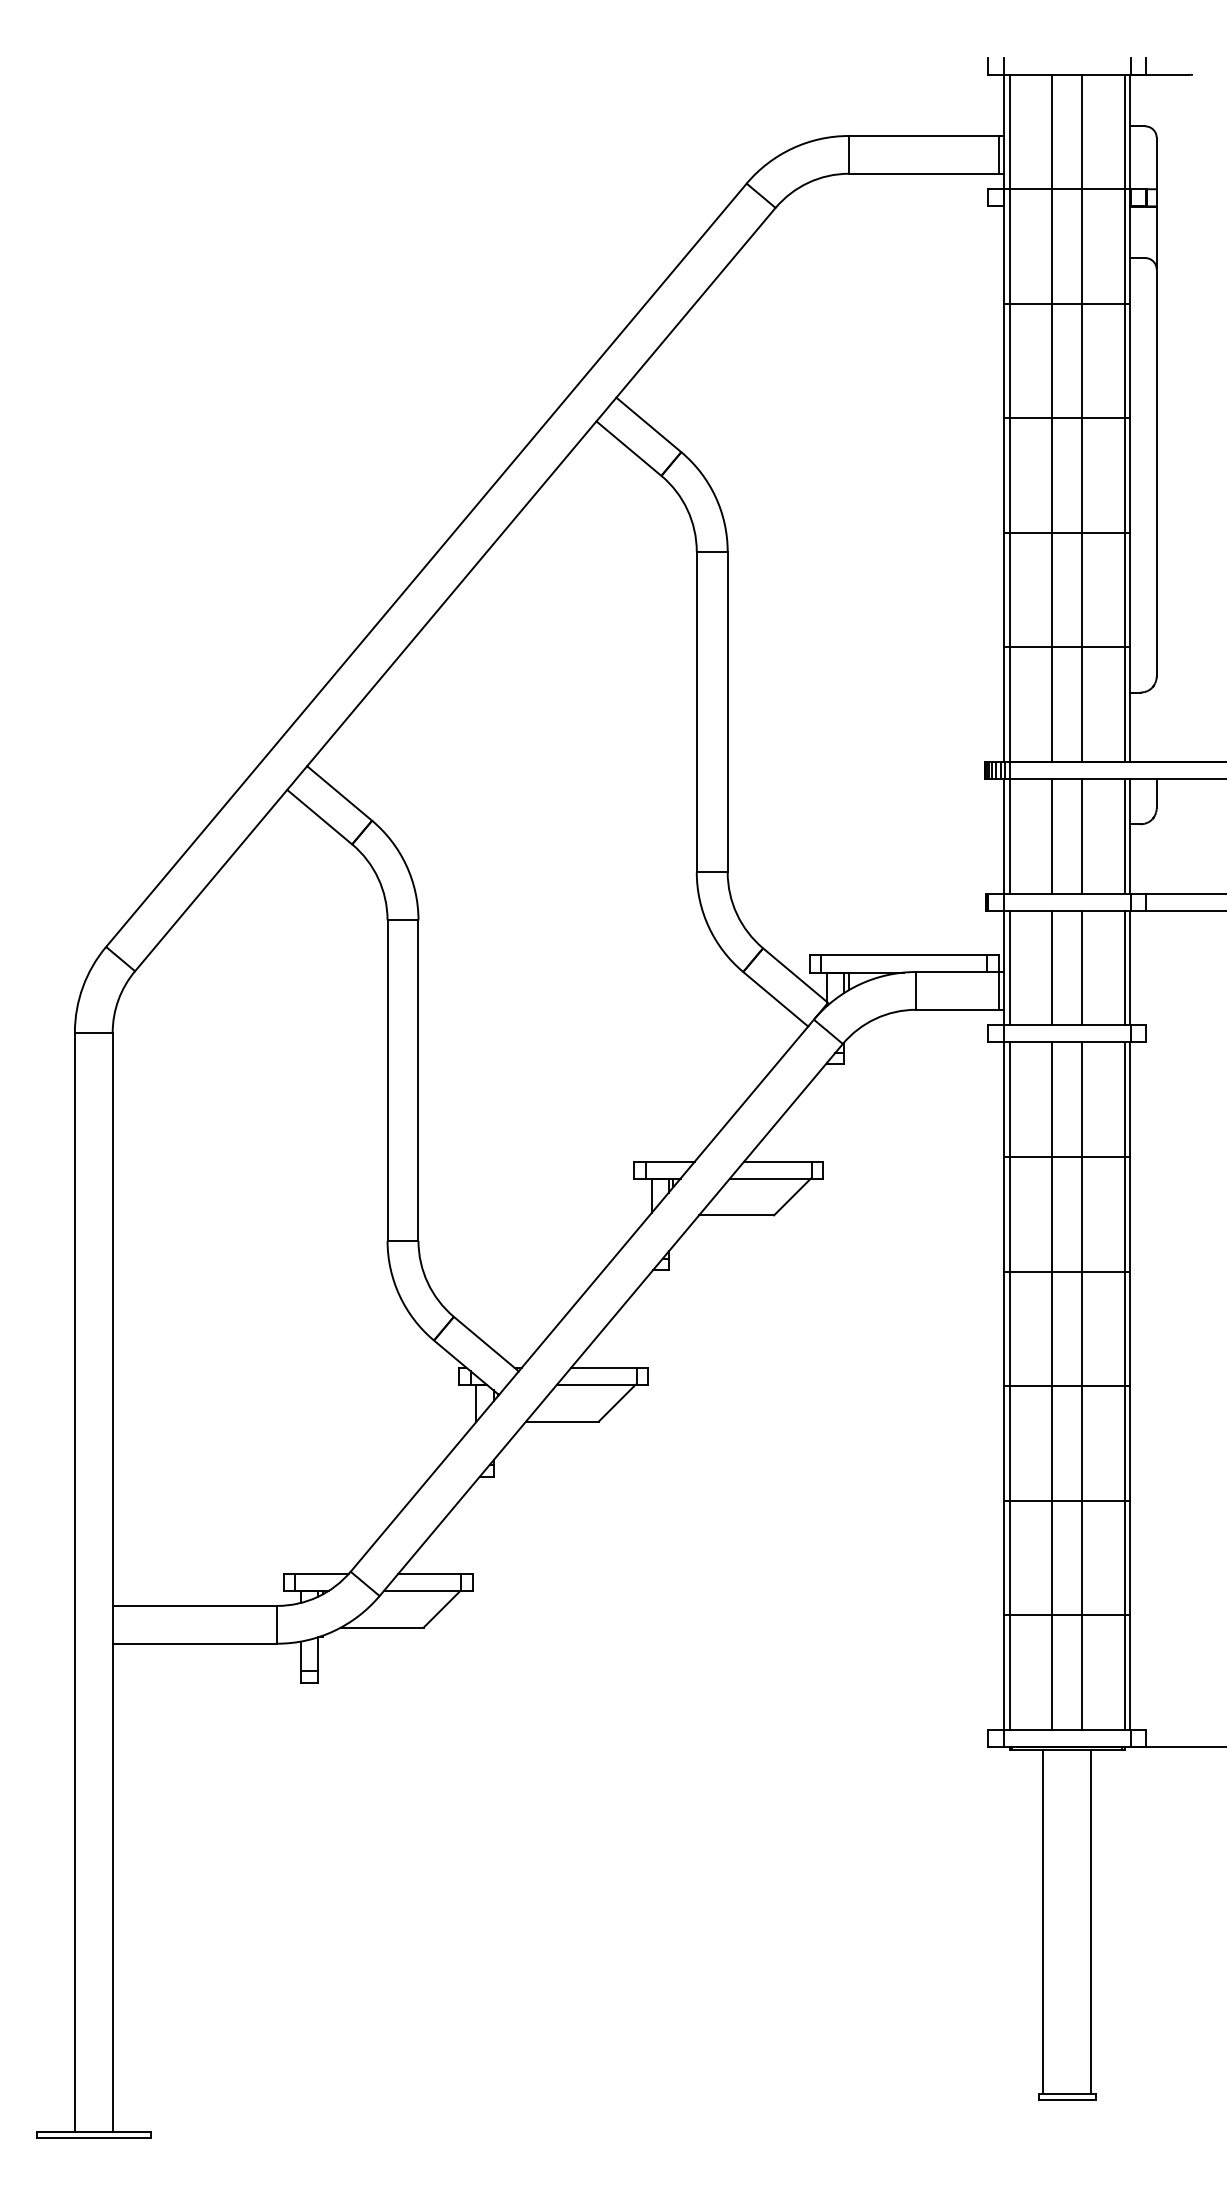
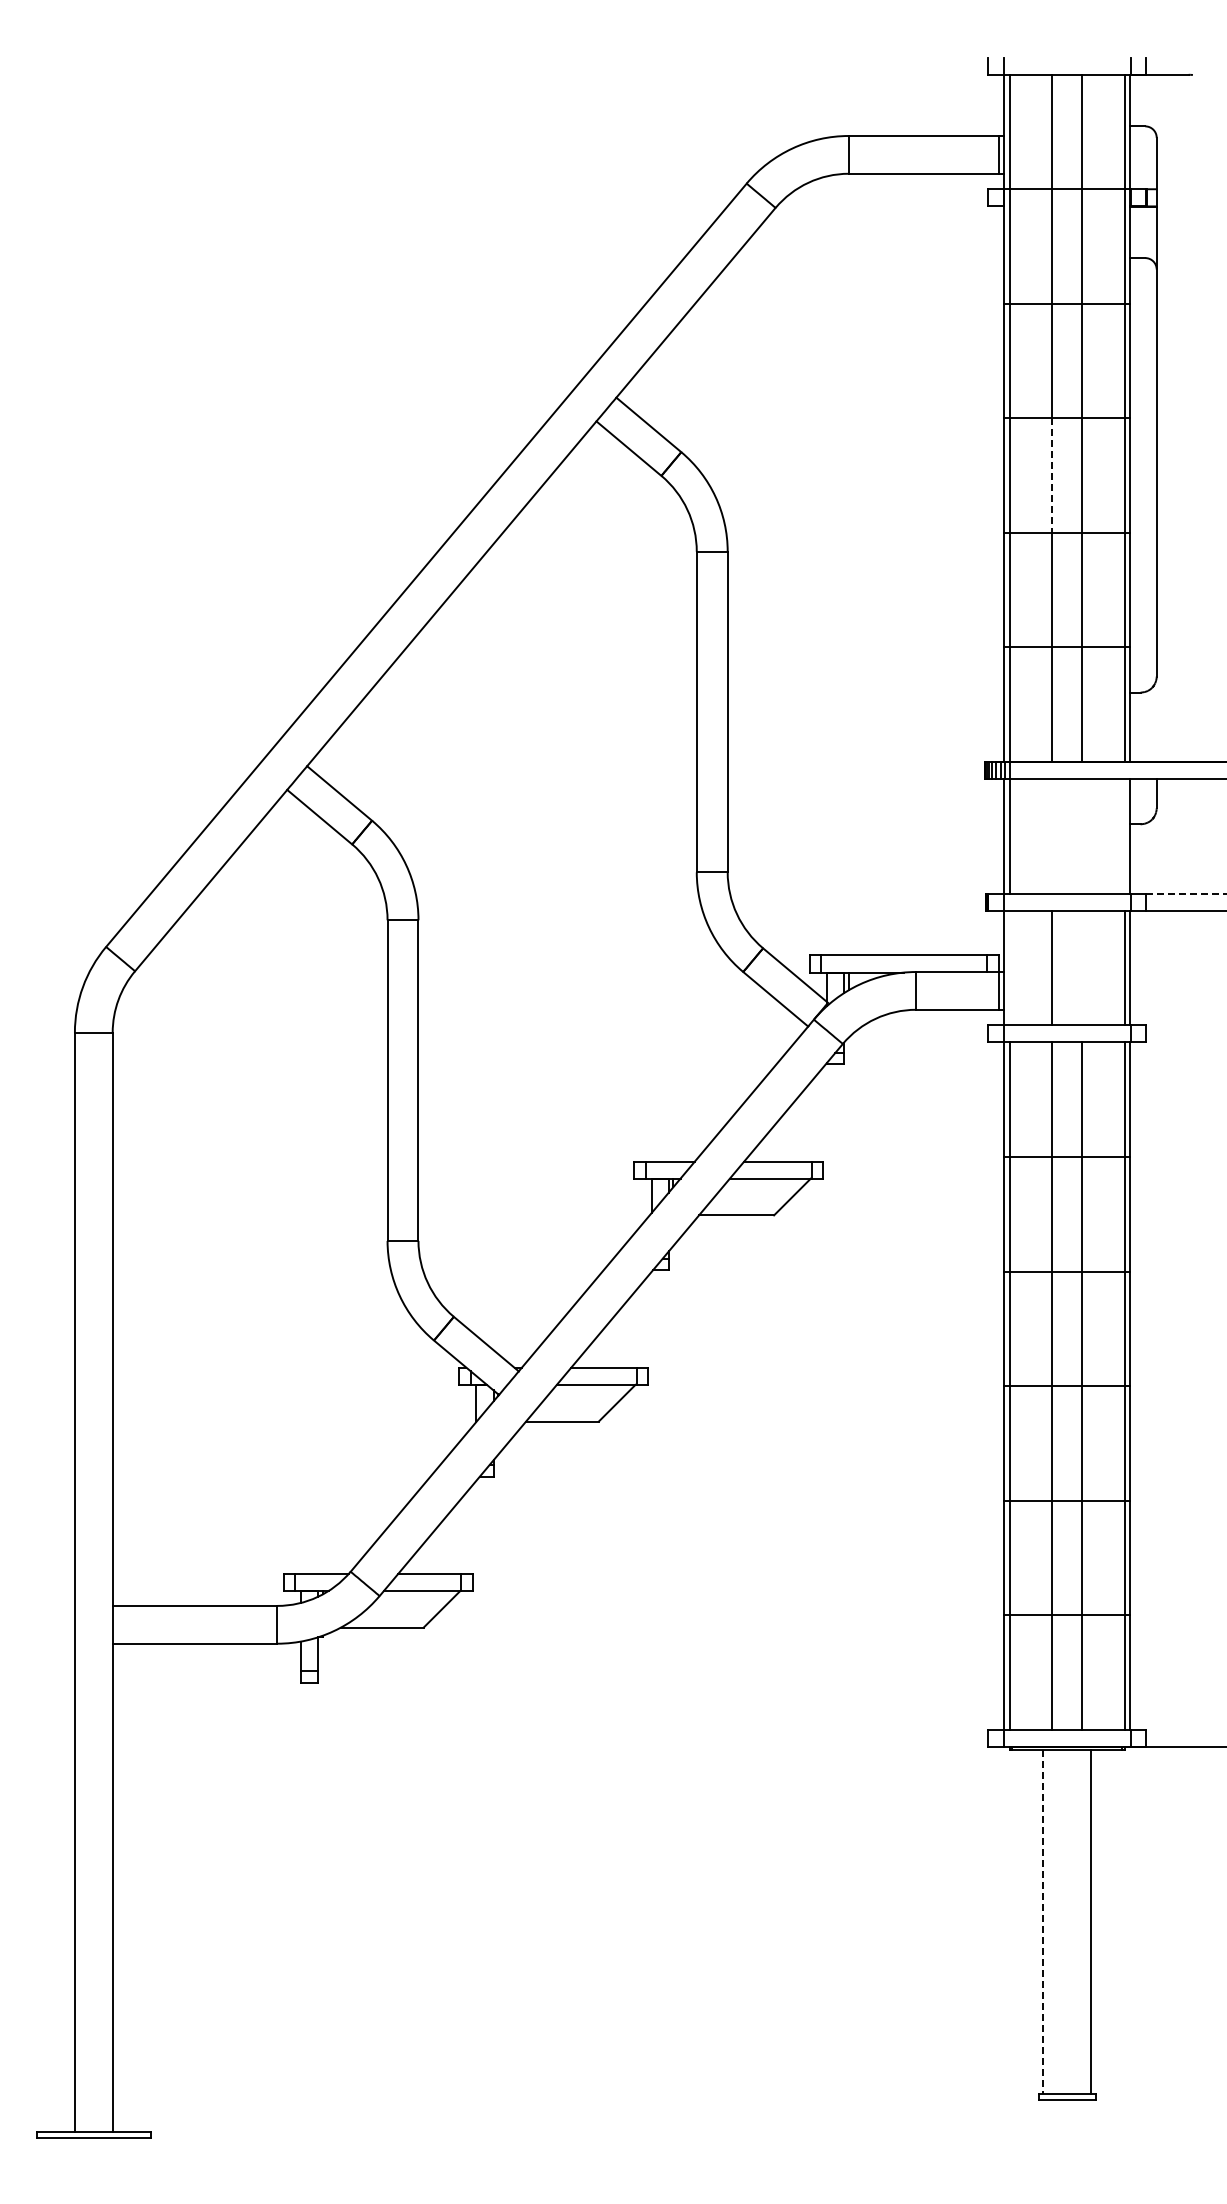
line: solid -> dashed (1052, 476)
line: present -> none (1052, 836)
line: present -> none (1082, 836)
line: present -> none (1124, 836)
line: solid -> dashed (1186, 893)
line: present -> none (1010, 967)
line: present -> none (1082, 967)
line: solid -> dashed (1043, 1922)
